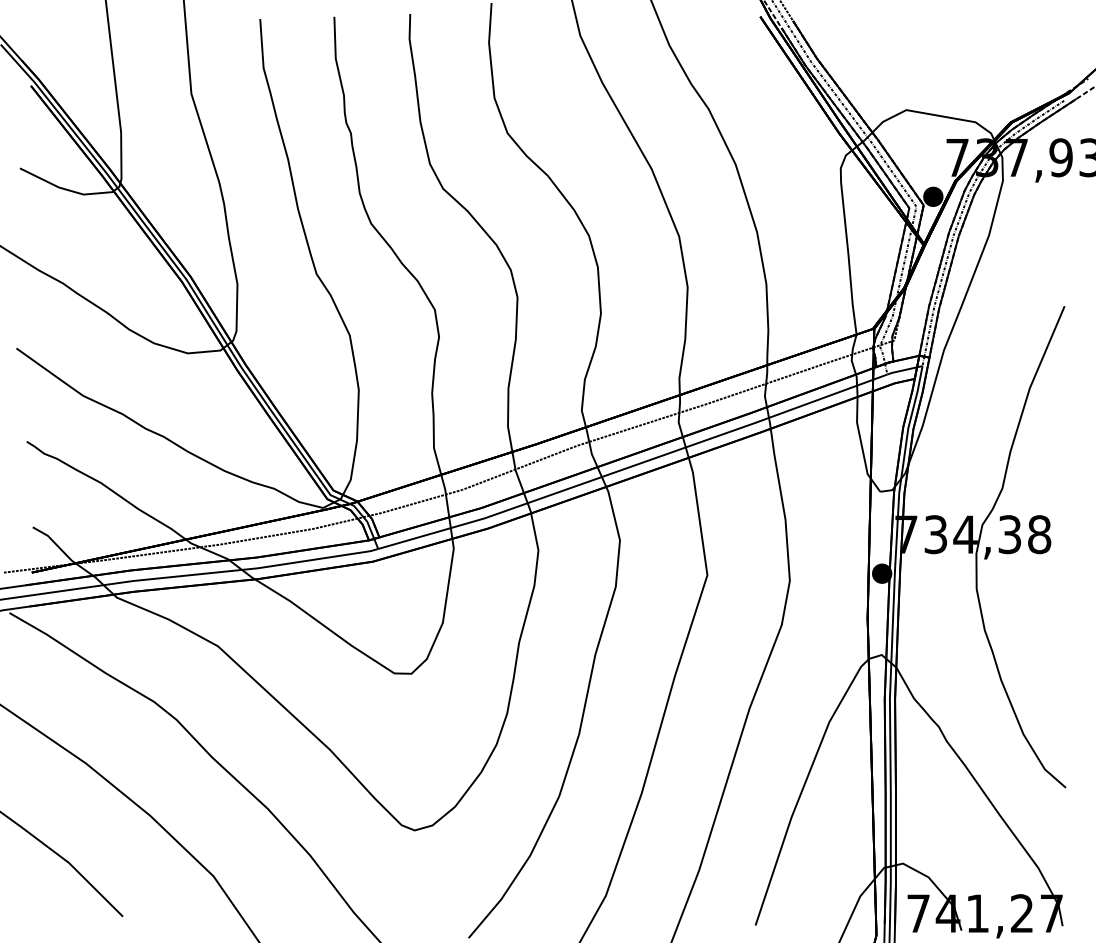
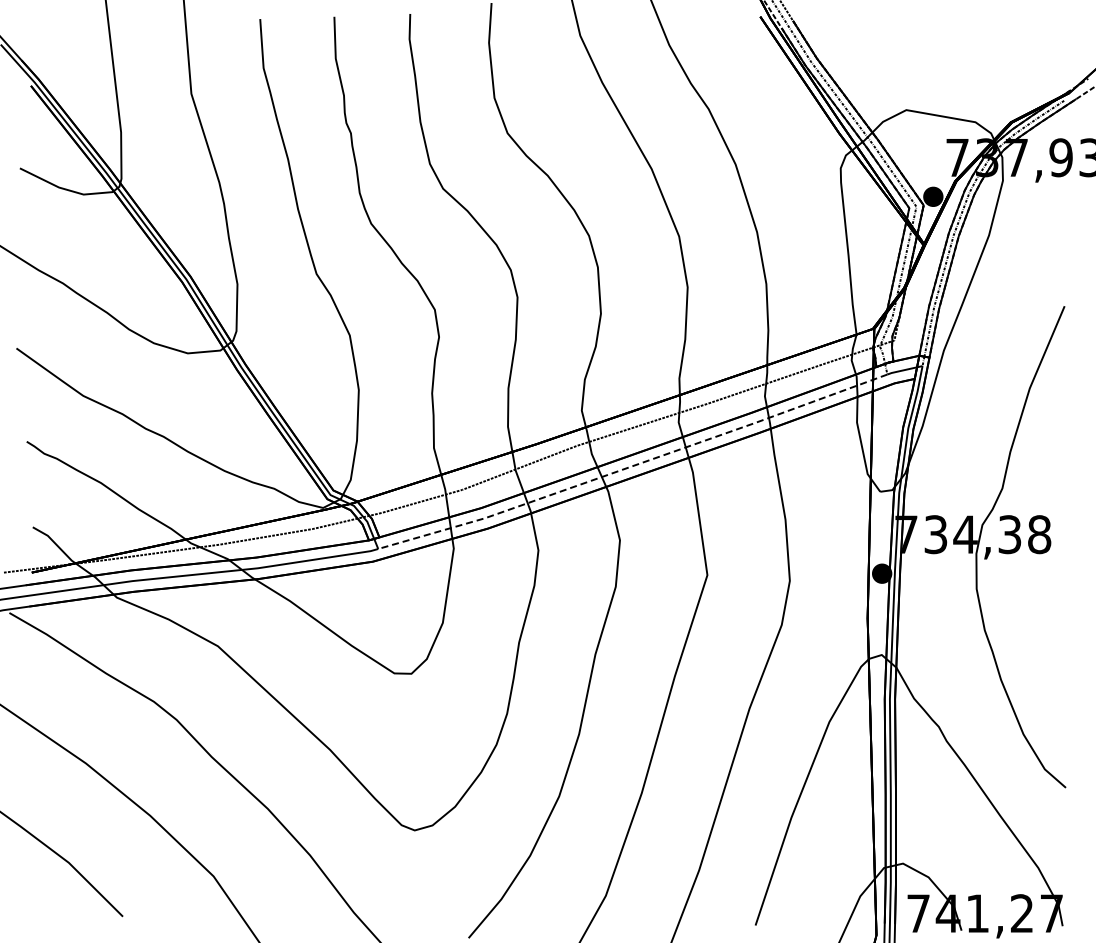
line: solid -> dashed (634, 465)
